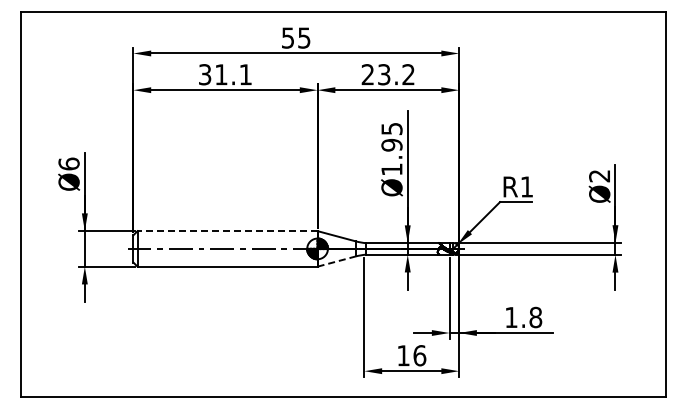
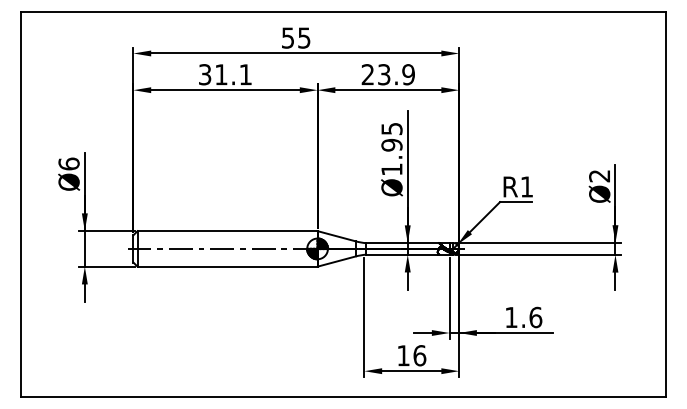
text: 23.2 -> 23.9 (408, 74)
line: dashed -> solid (227, 231)
line: dashed -> solid (336, 261)
text: 1.8 -> 1.6 (535, 317)
